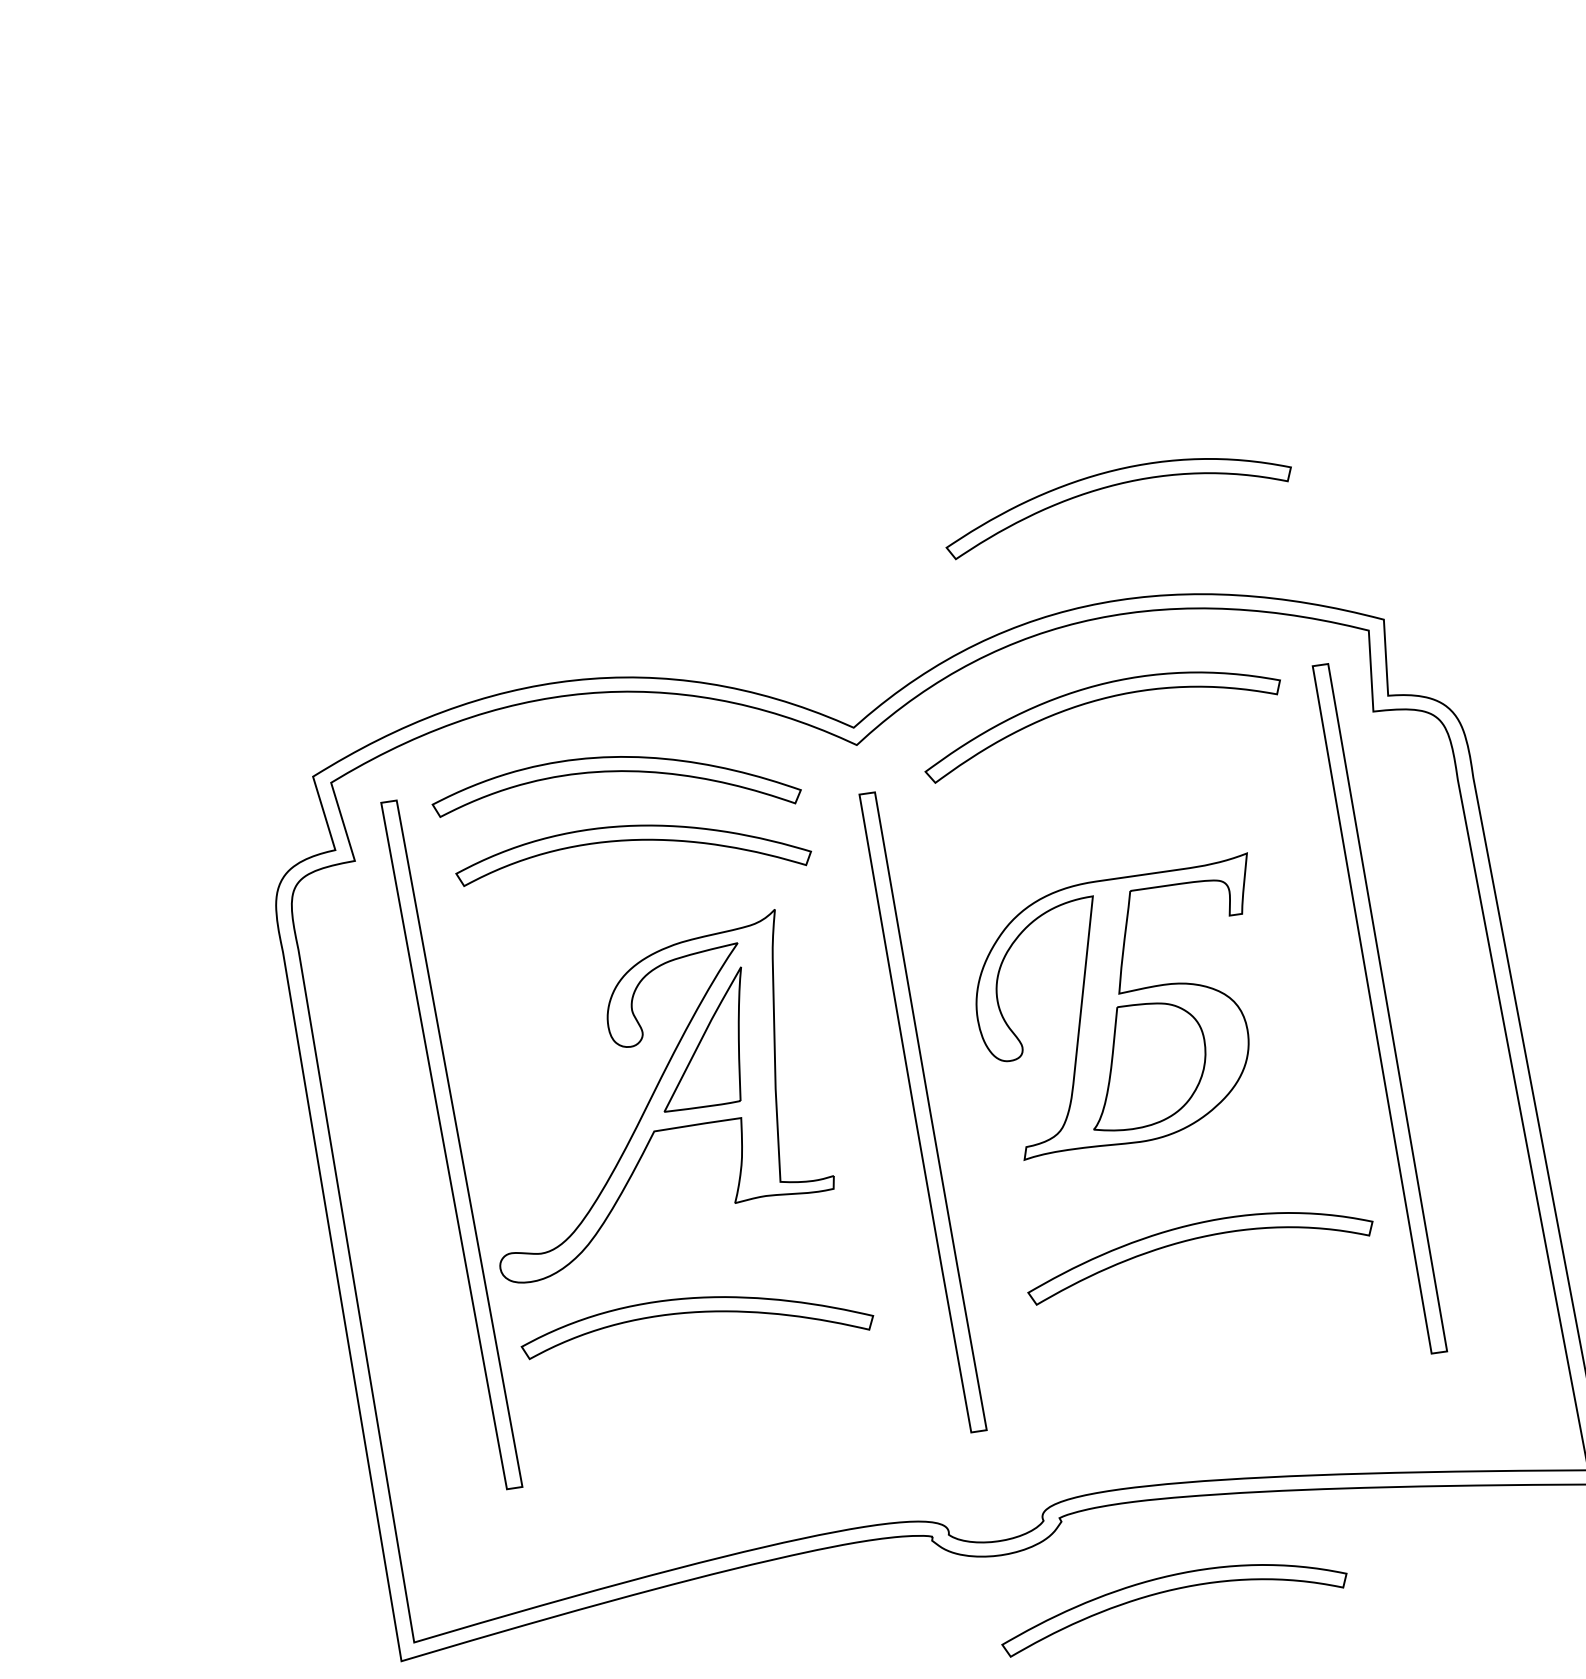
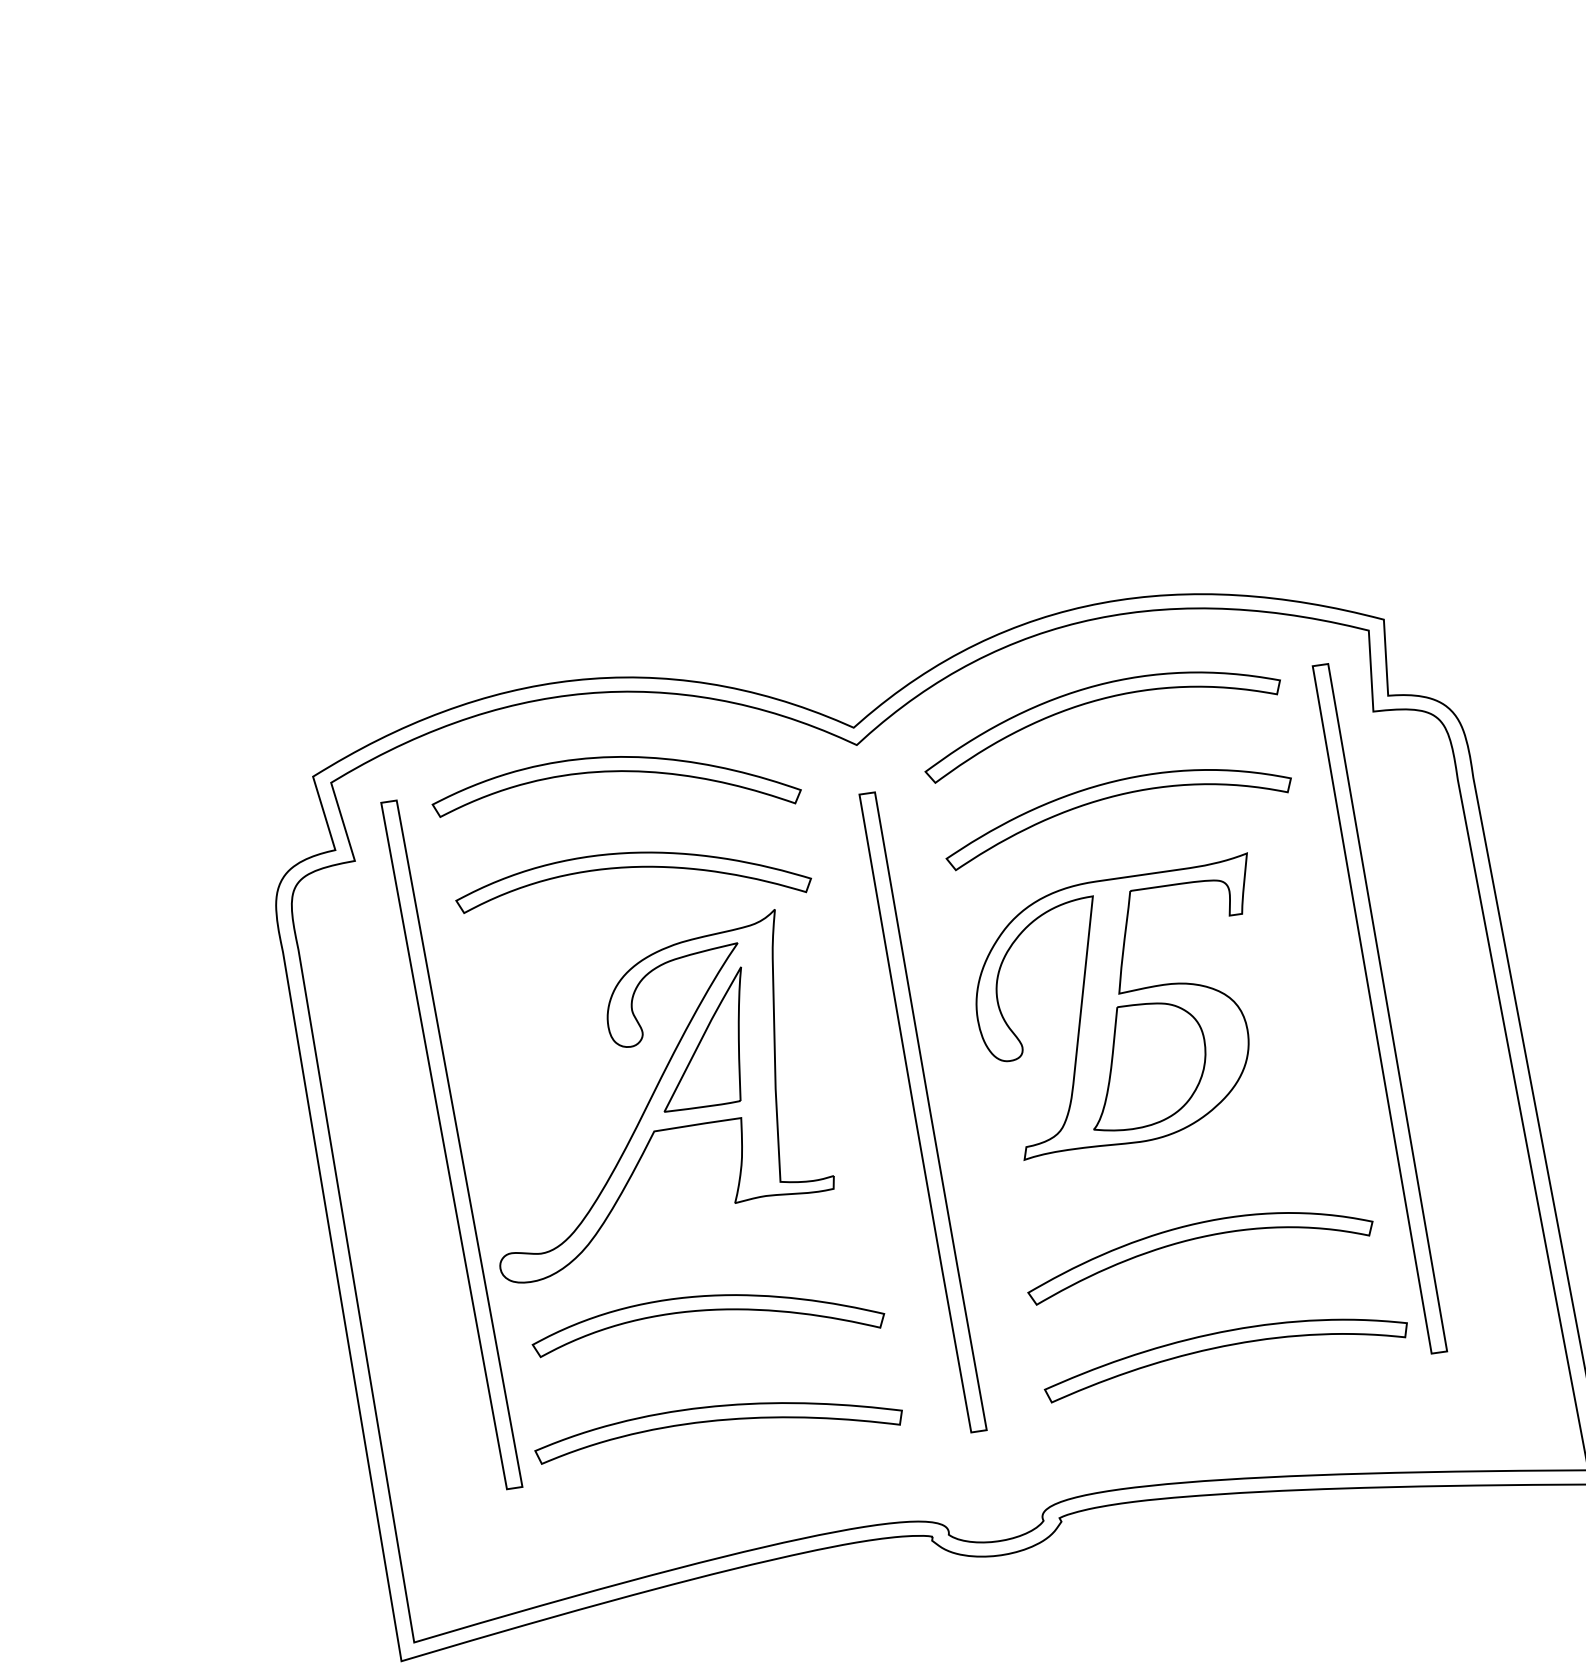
part position: (1114, 486) -> (1114, 797) (1114, 797)
part position: (629, 841) -> (629, 868) (629, 868)
part position: (695, 1313) -> (706, 1311) (706, 1311)
part: none -> present (1223, 1347)
part: none -> present (718, 1421)
part: present -> none (1170, 1591)
